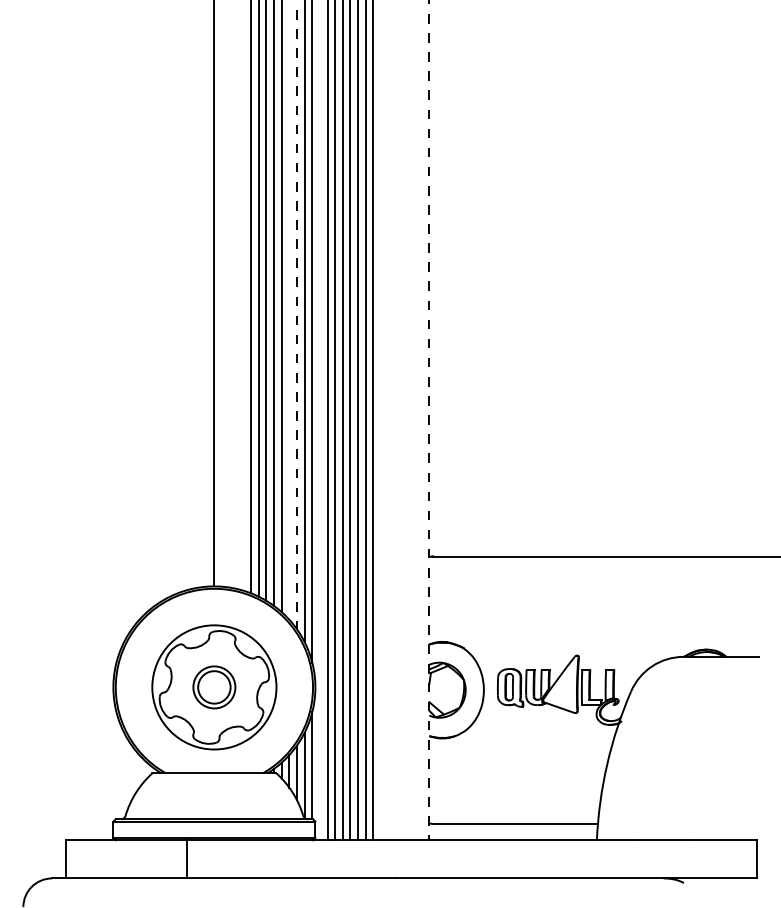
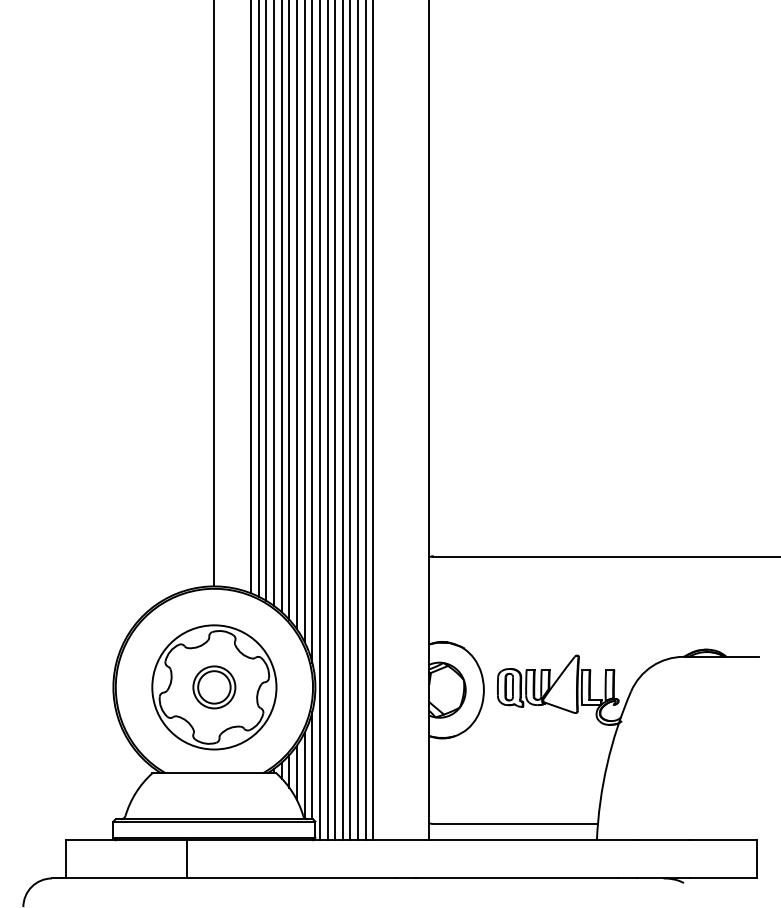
line: none -> present (289, 310)
line: dashed -> solid (297, 315)
line: dashed -> solid (429, 420)
line: none -> present (319, 421)
